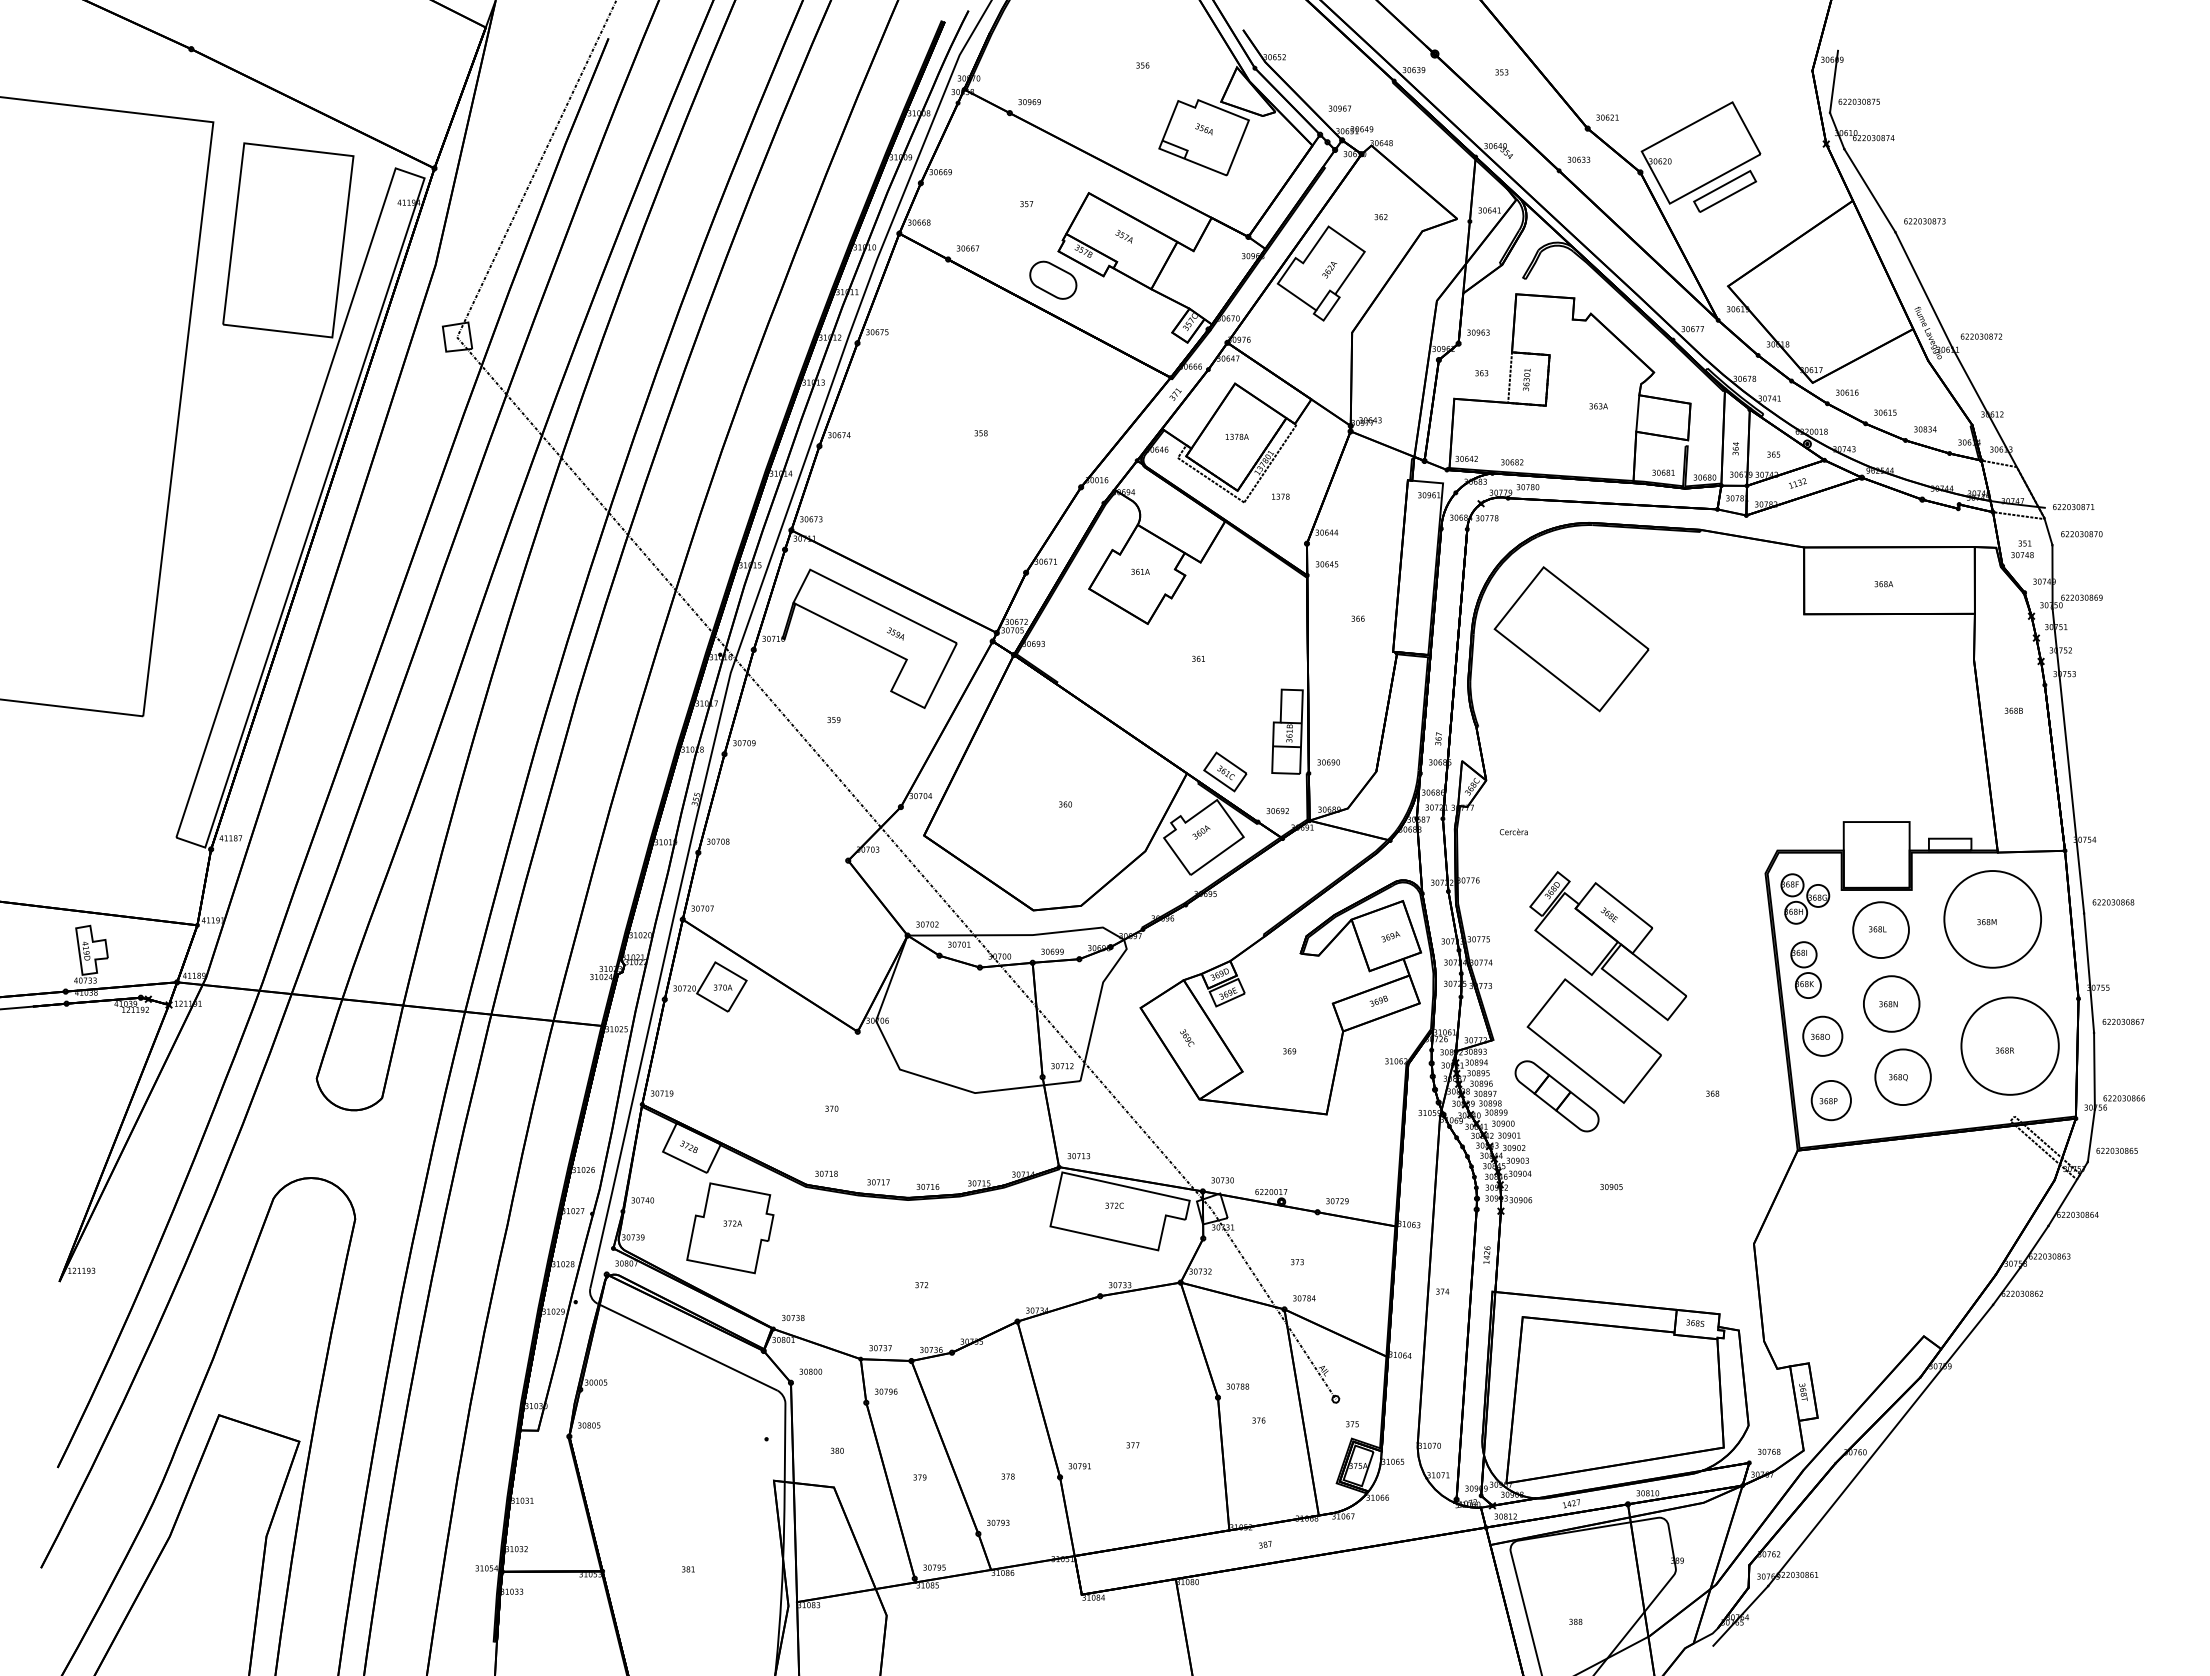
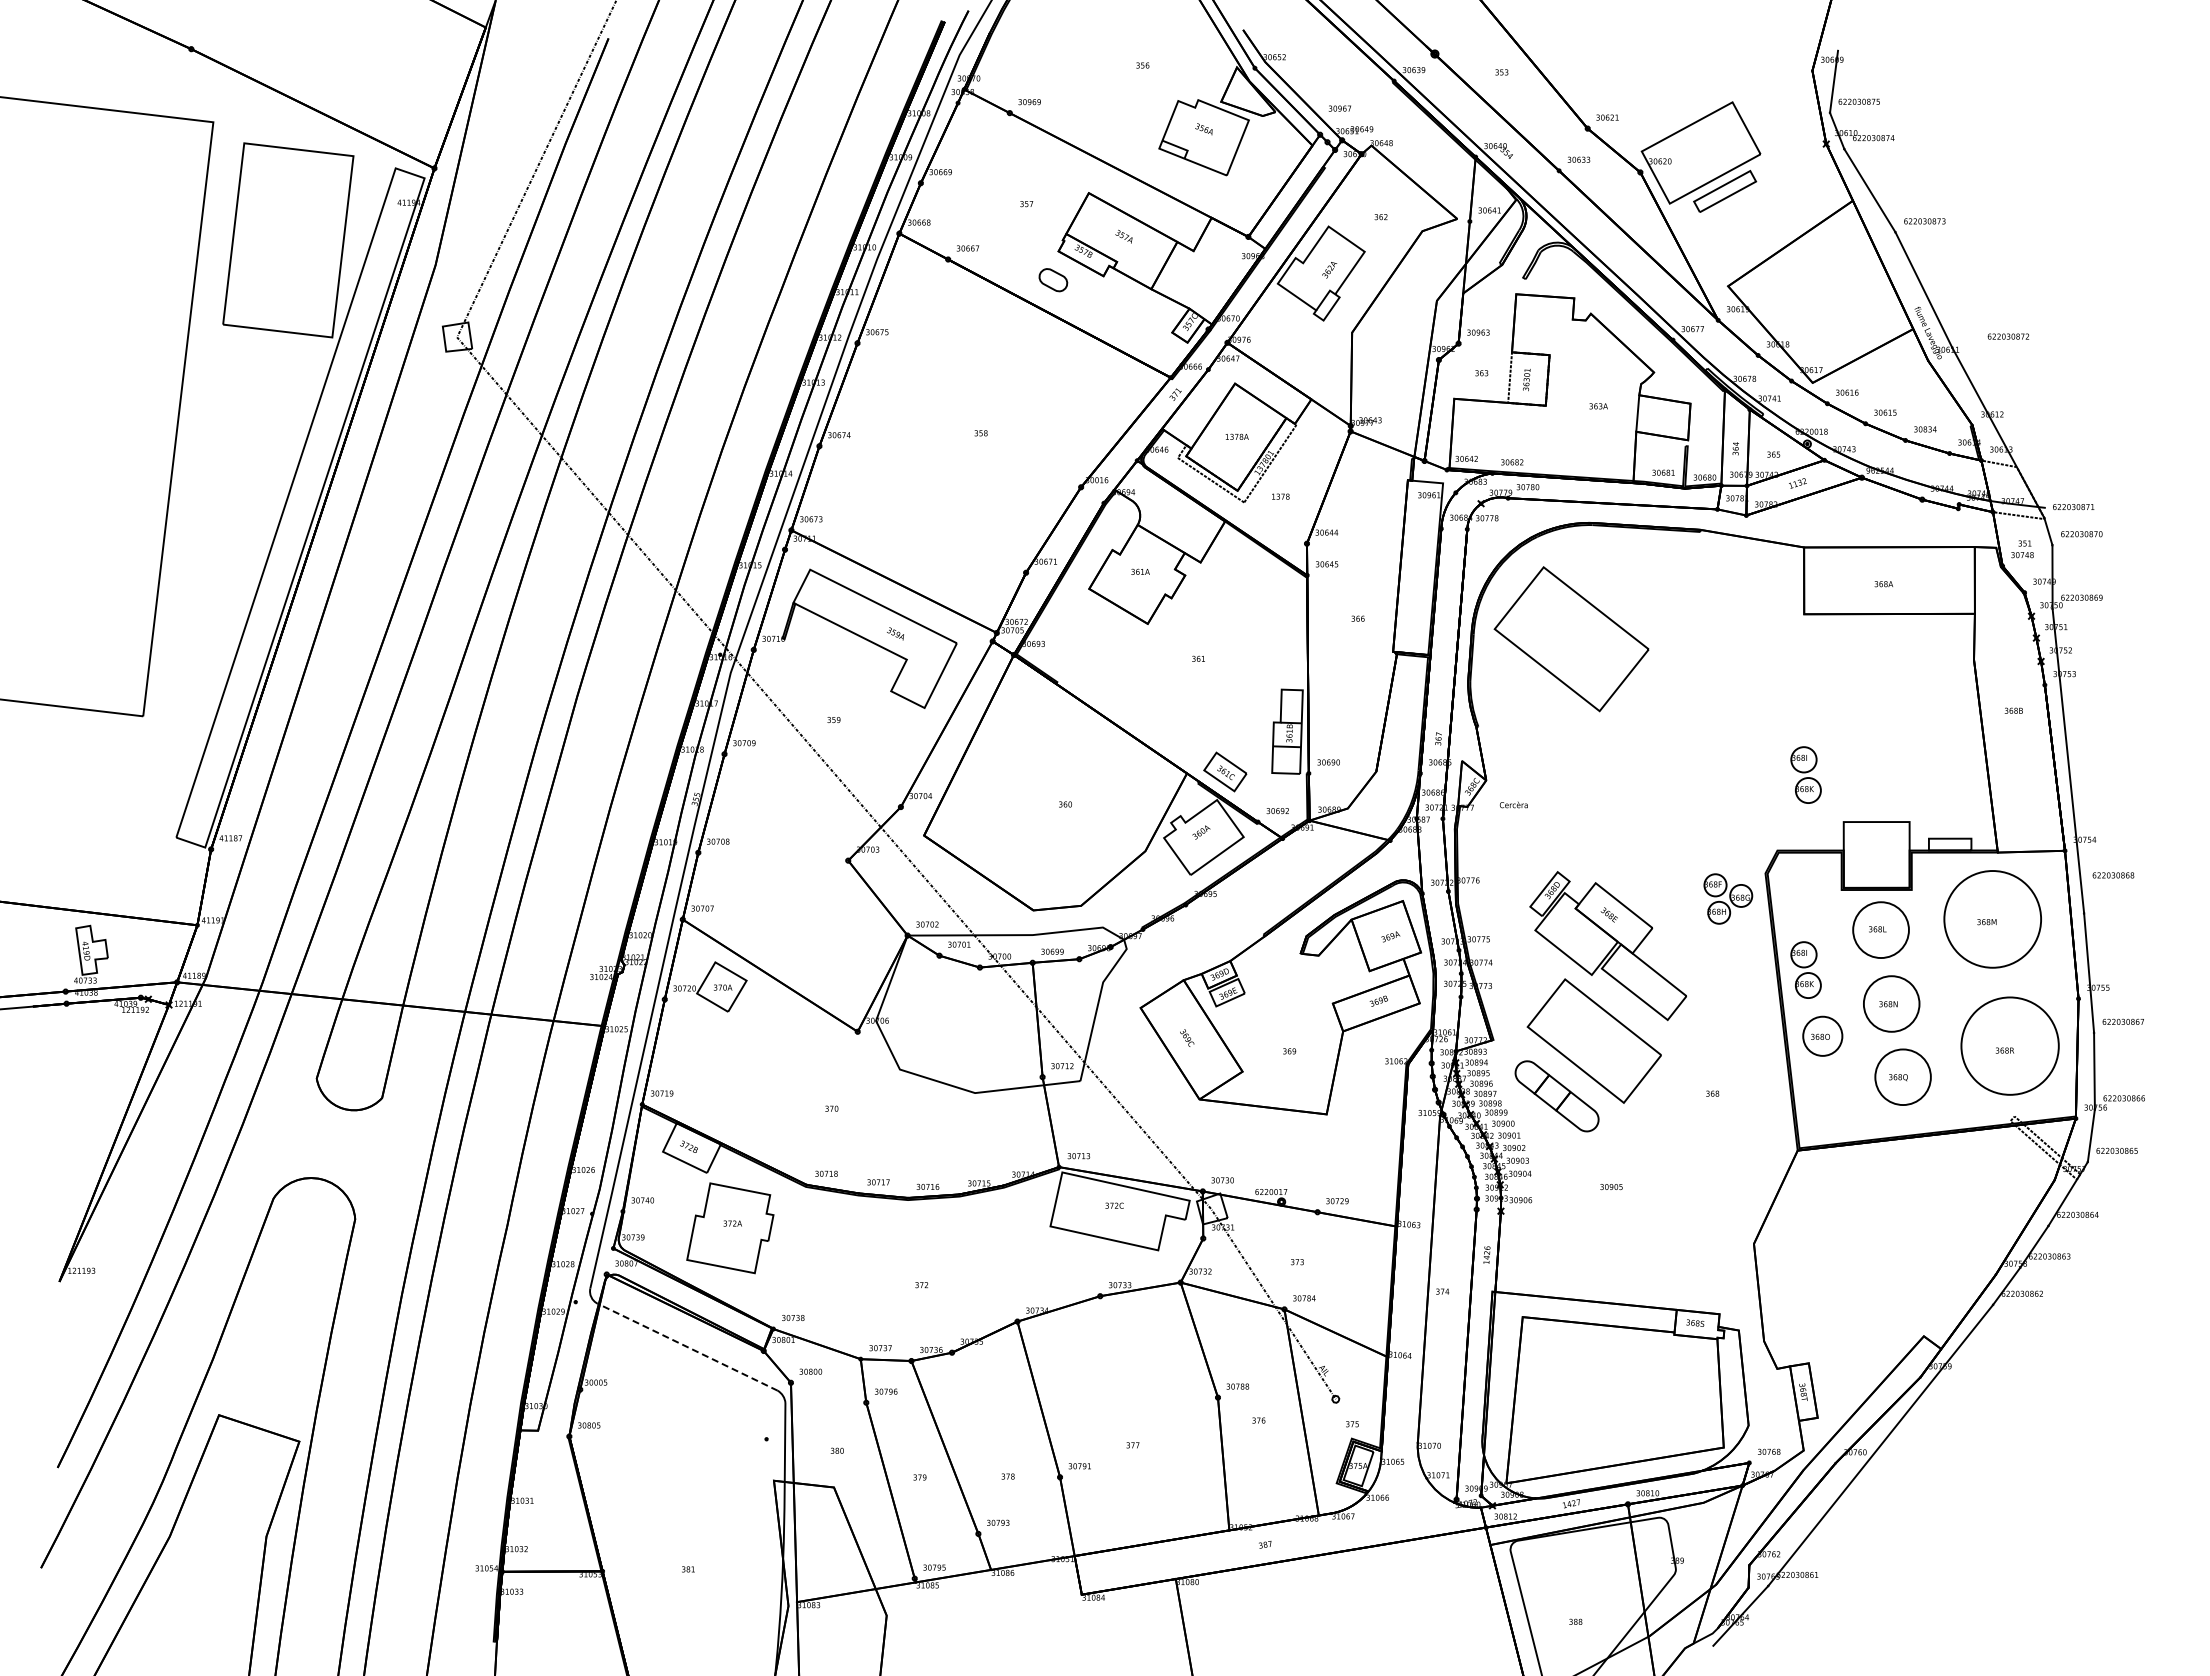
part size: 49x40 px -> 31x25 px (1053, 280)
text position: (1981, 336) -> (2008, 336) (2008, 336)
part: none -> present (1805, 774)
text position: (1513, 831) -> (1513, 804) (1513, 804)
part position: (1805, 898) -> (1728, 898) (1728, 898)
text position: (2113, 902) -> (2113, 875) (2113, 875)
part: present -> none (1830, 1100)
line: solid -> dashed (687, 1347)
